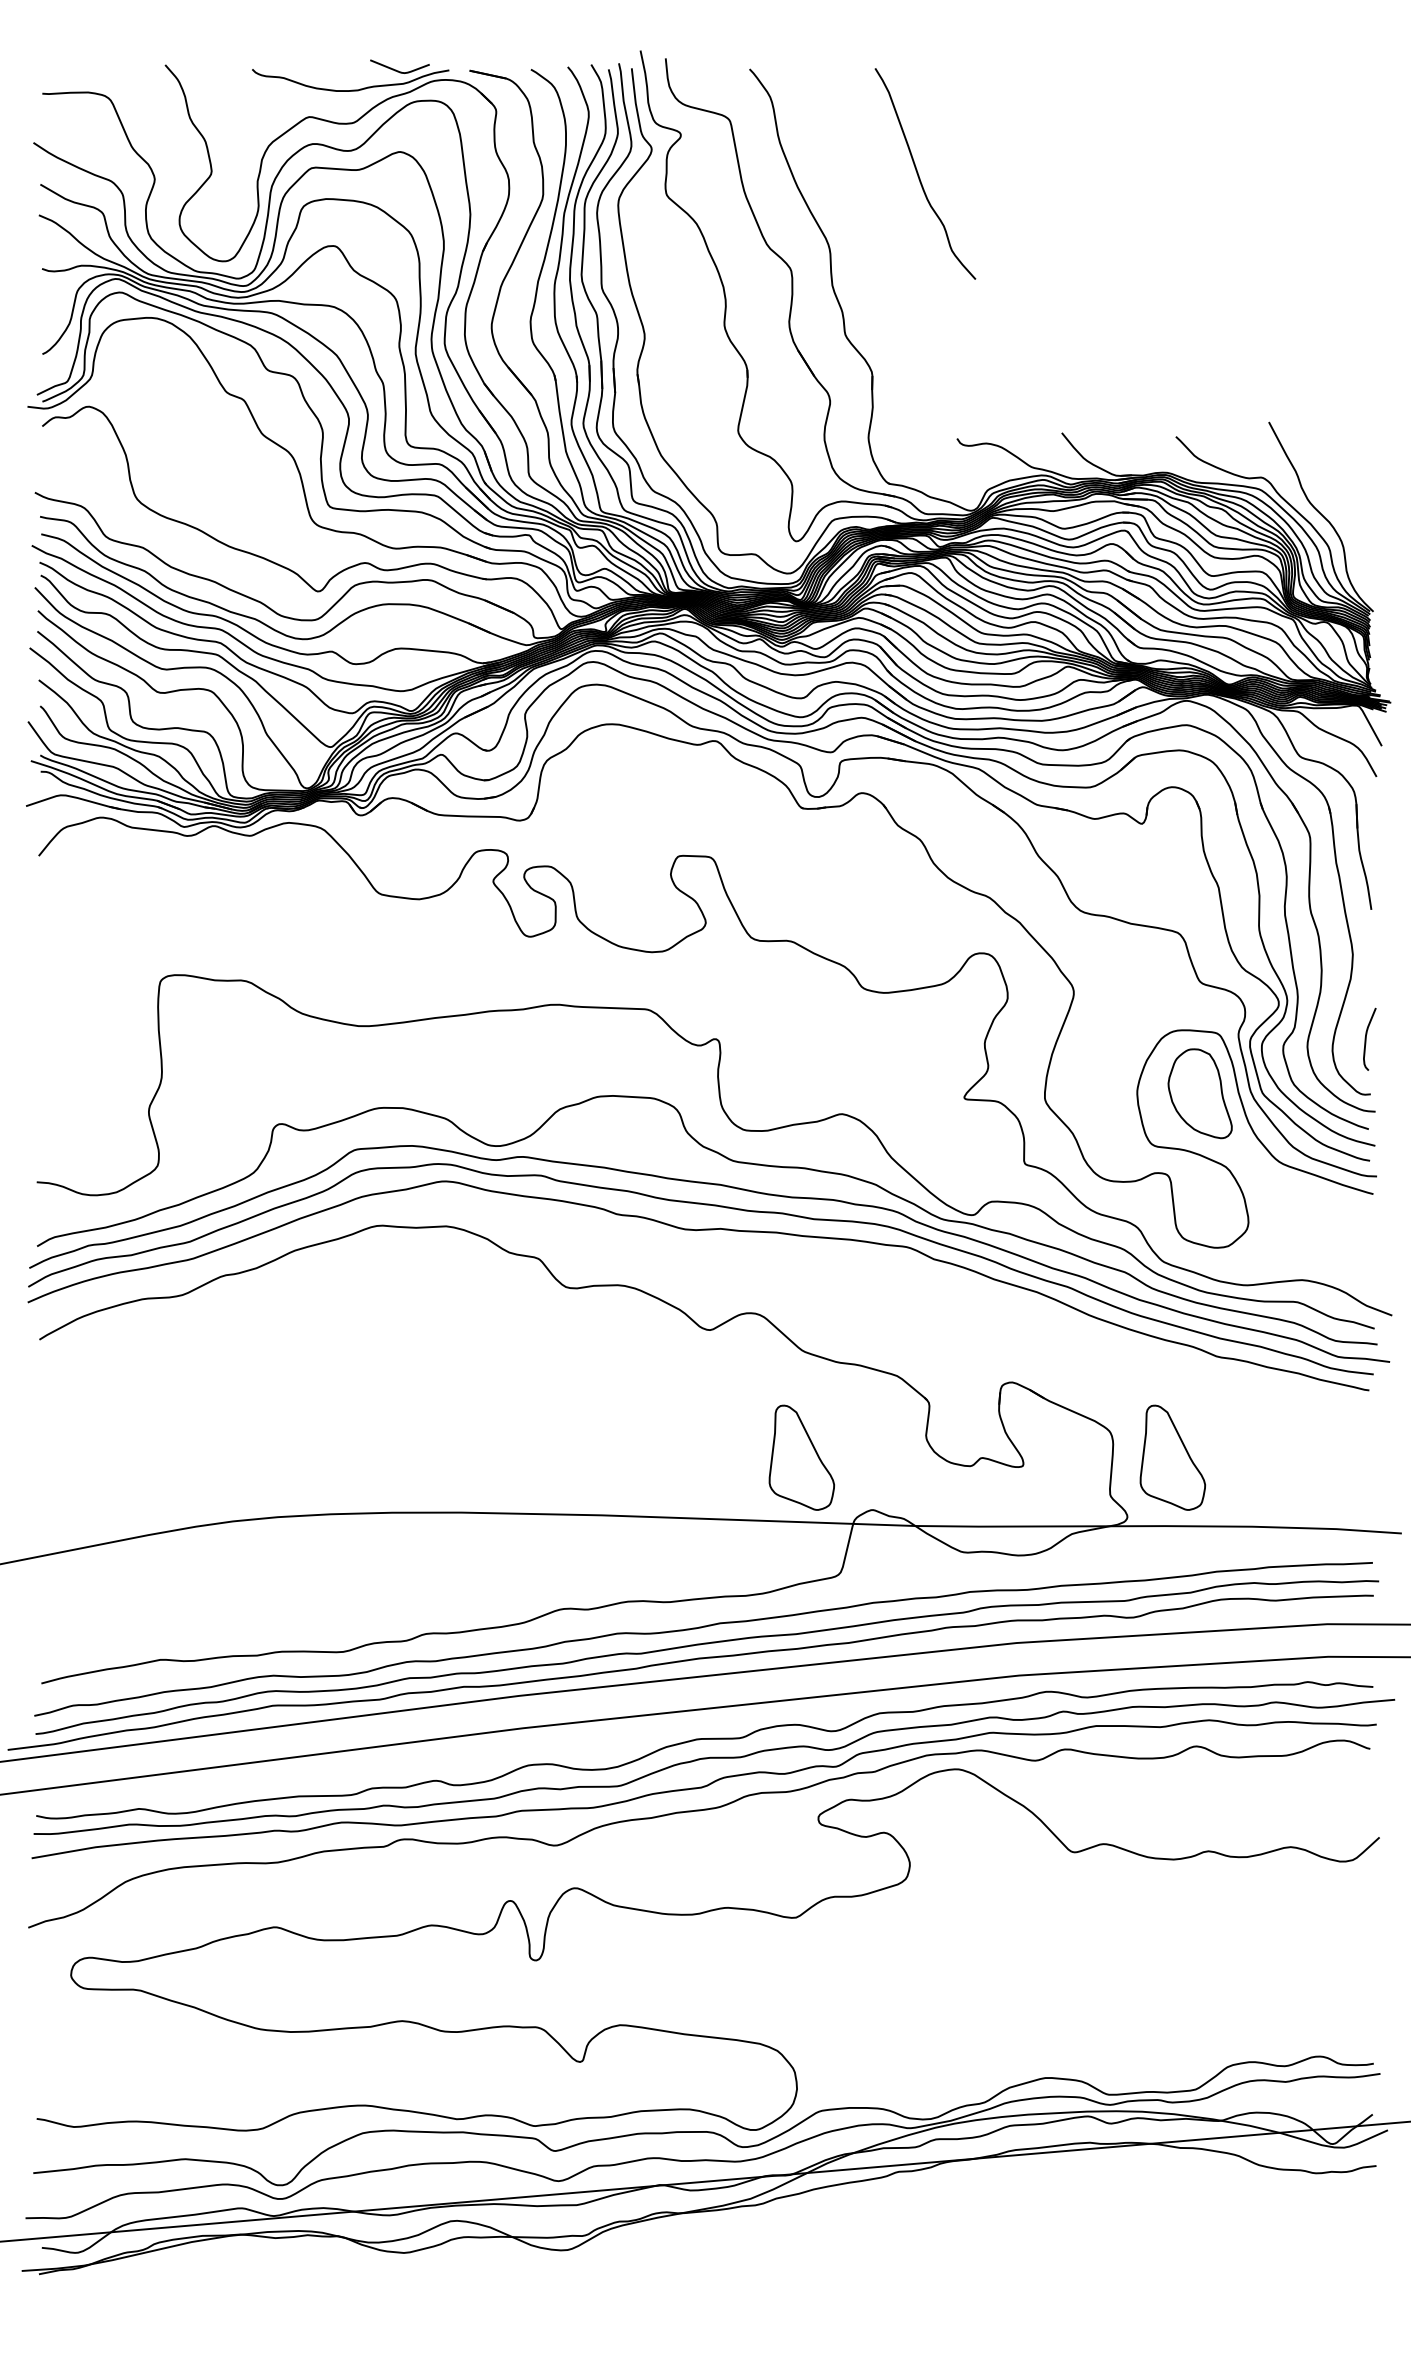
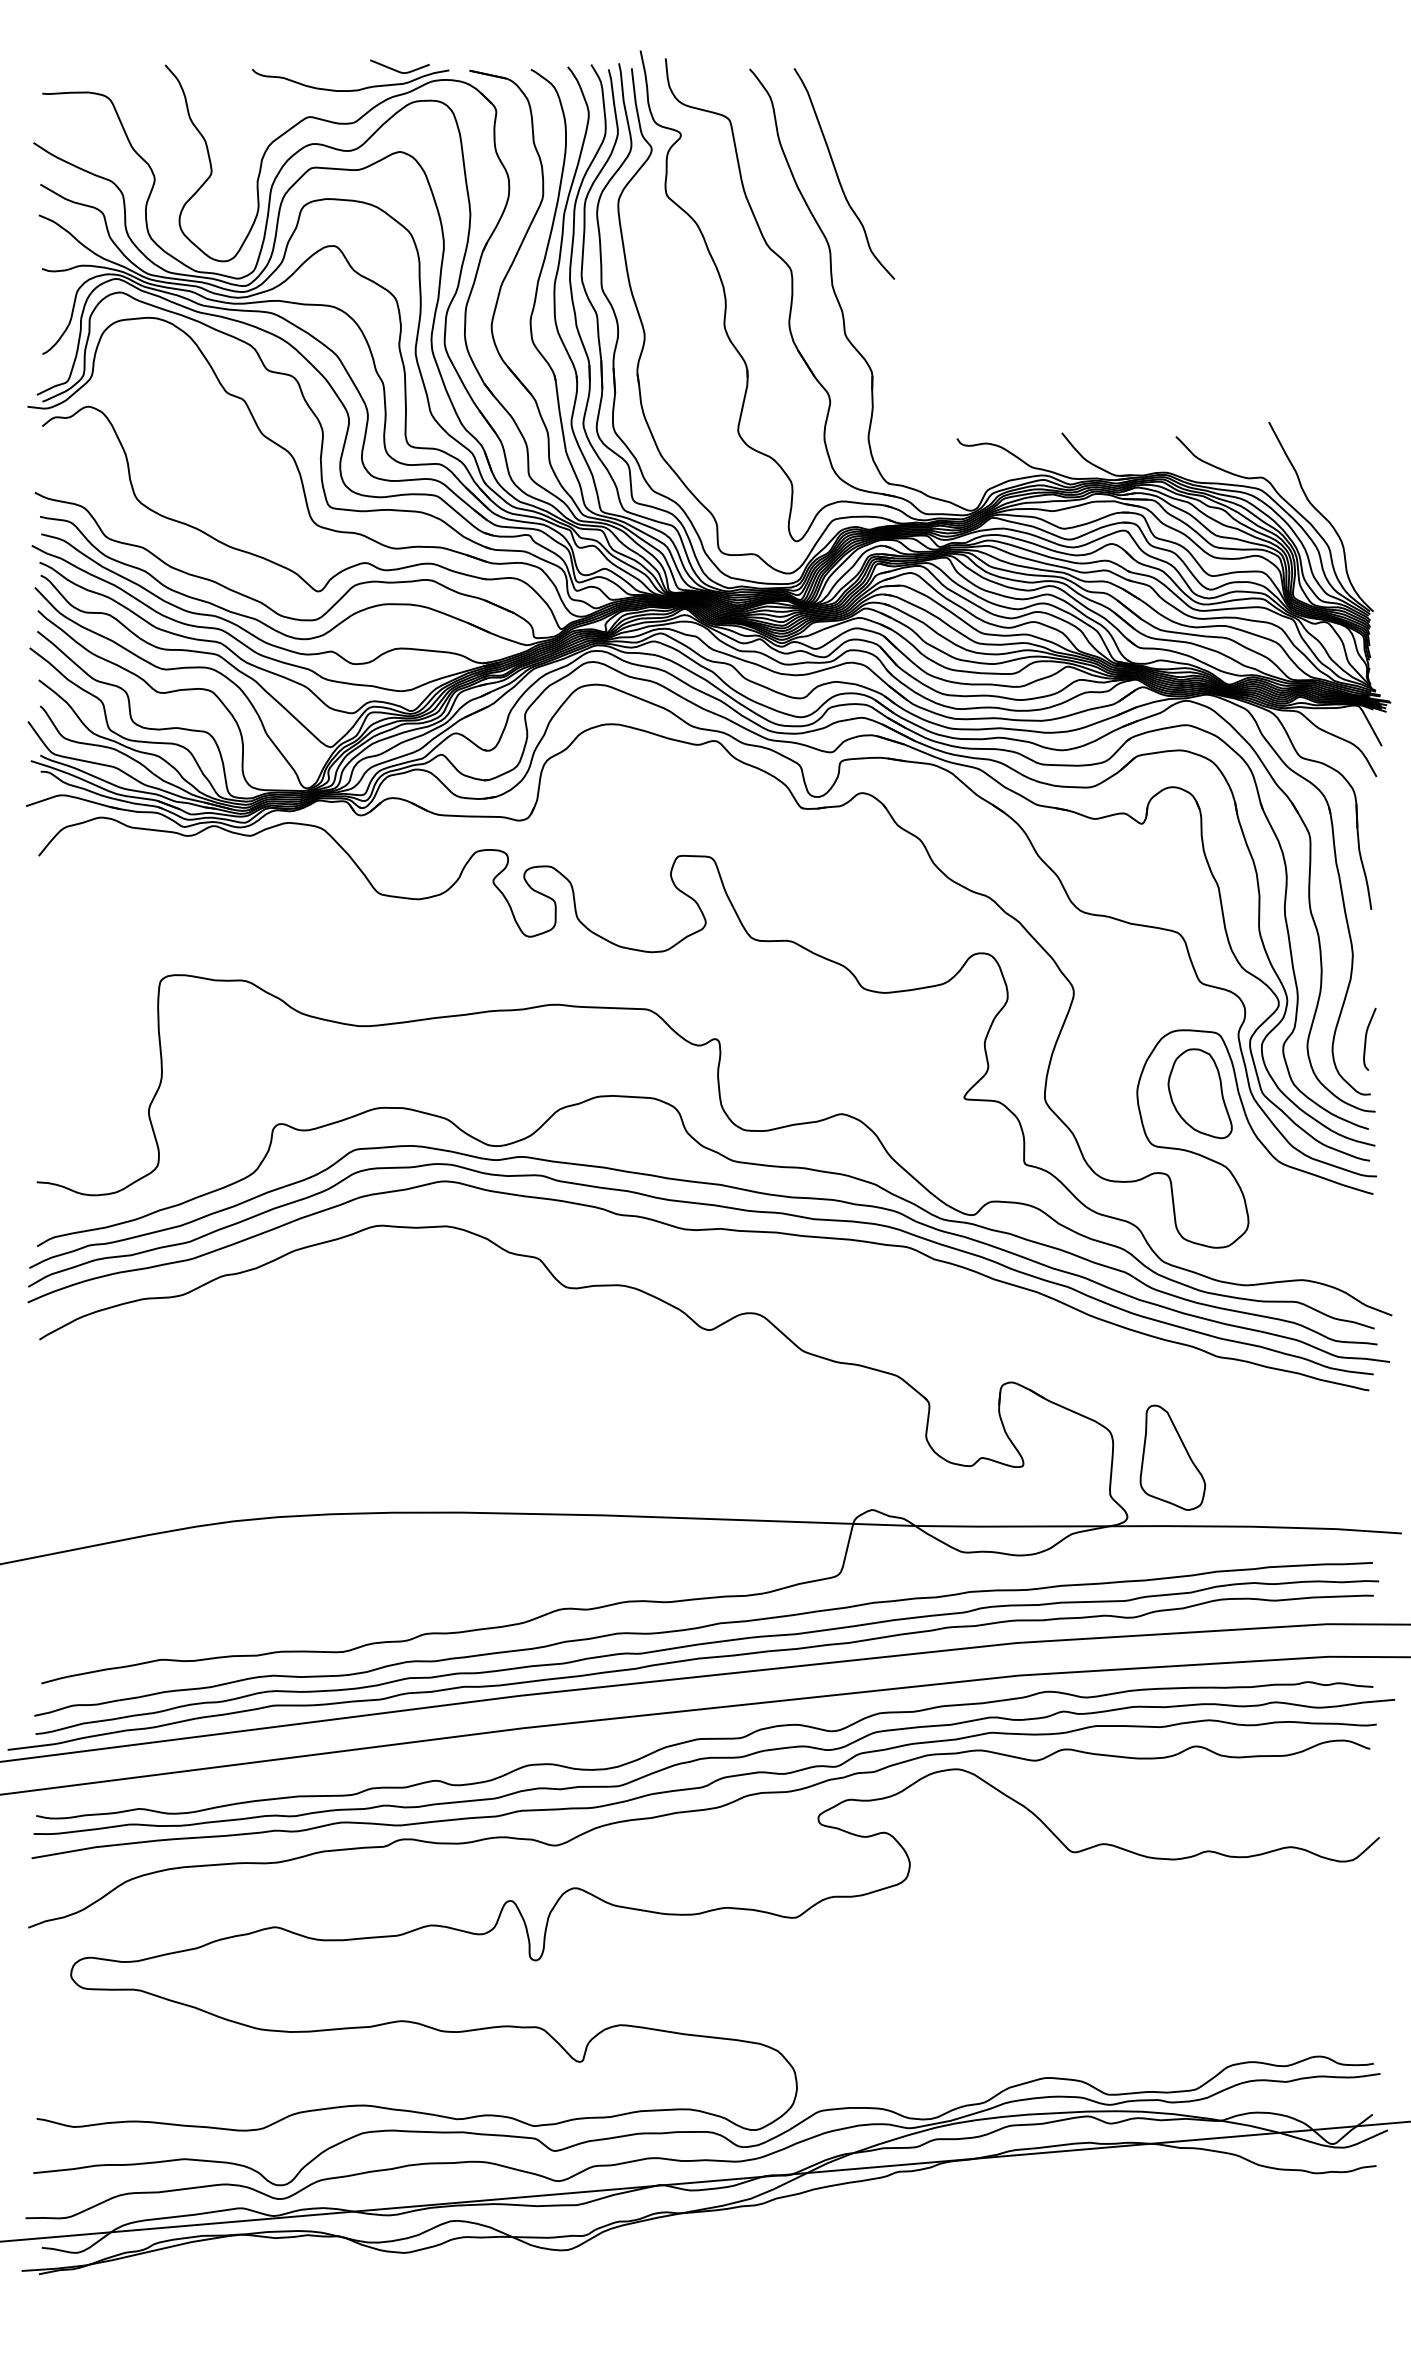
curve position: (919, 175) -> (838, 175) (838, 175)
part: present -> none (801, 1457)
